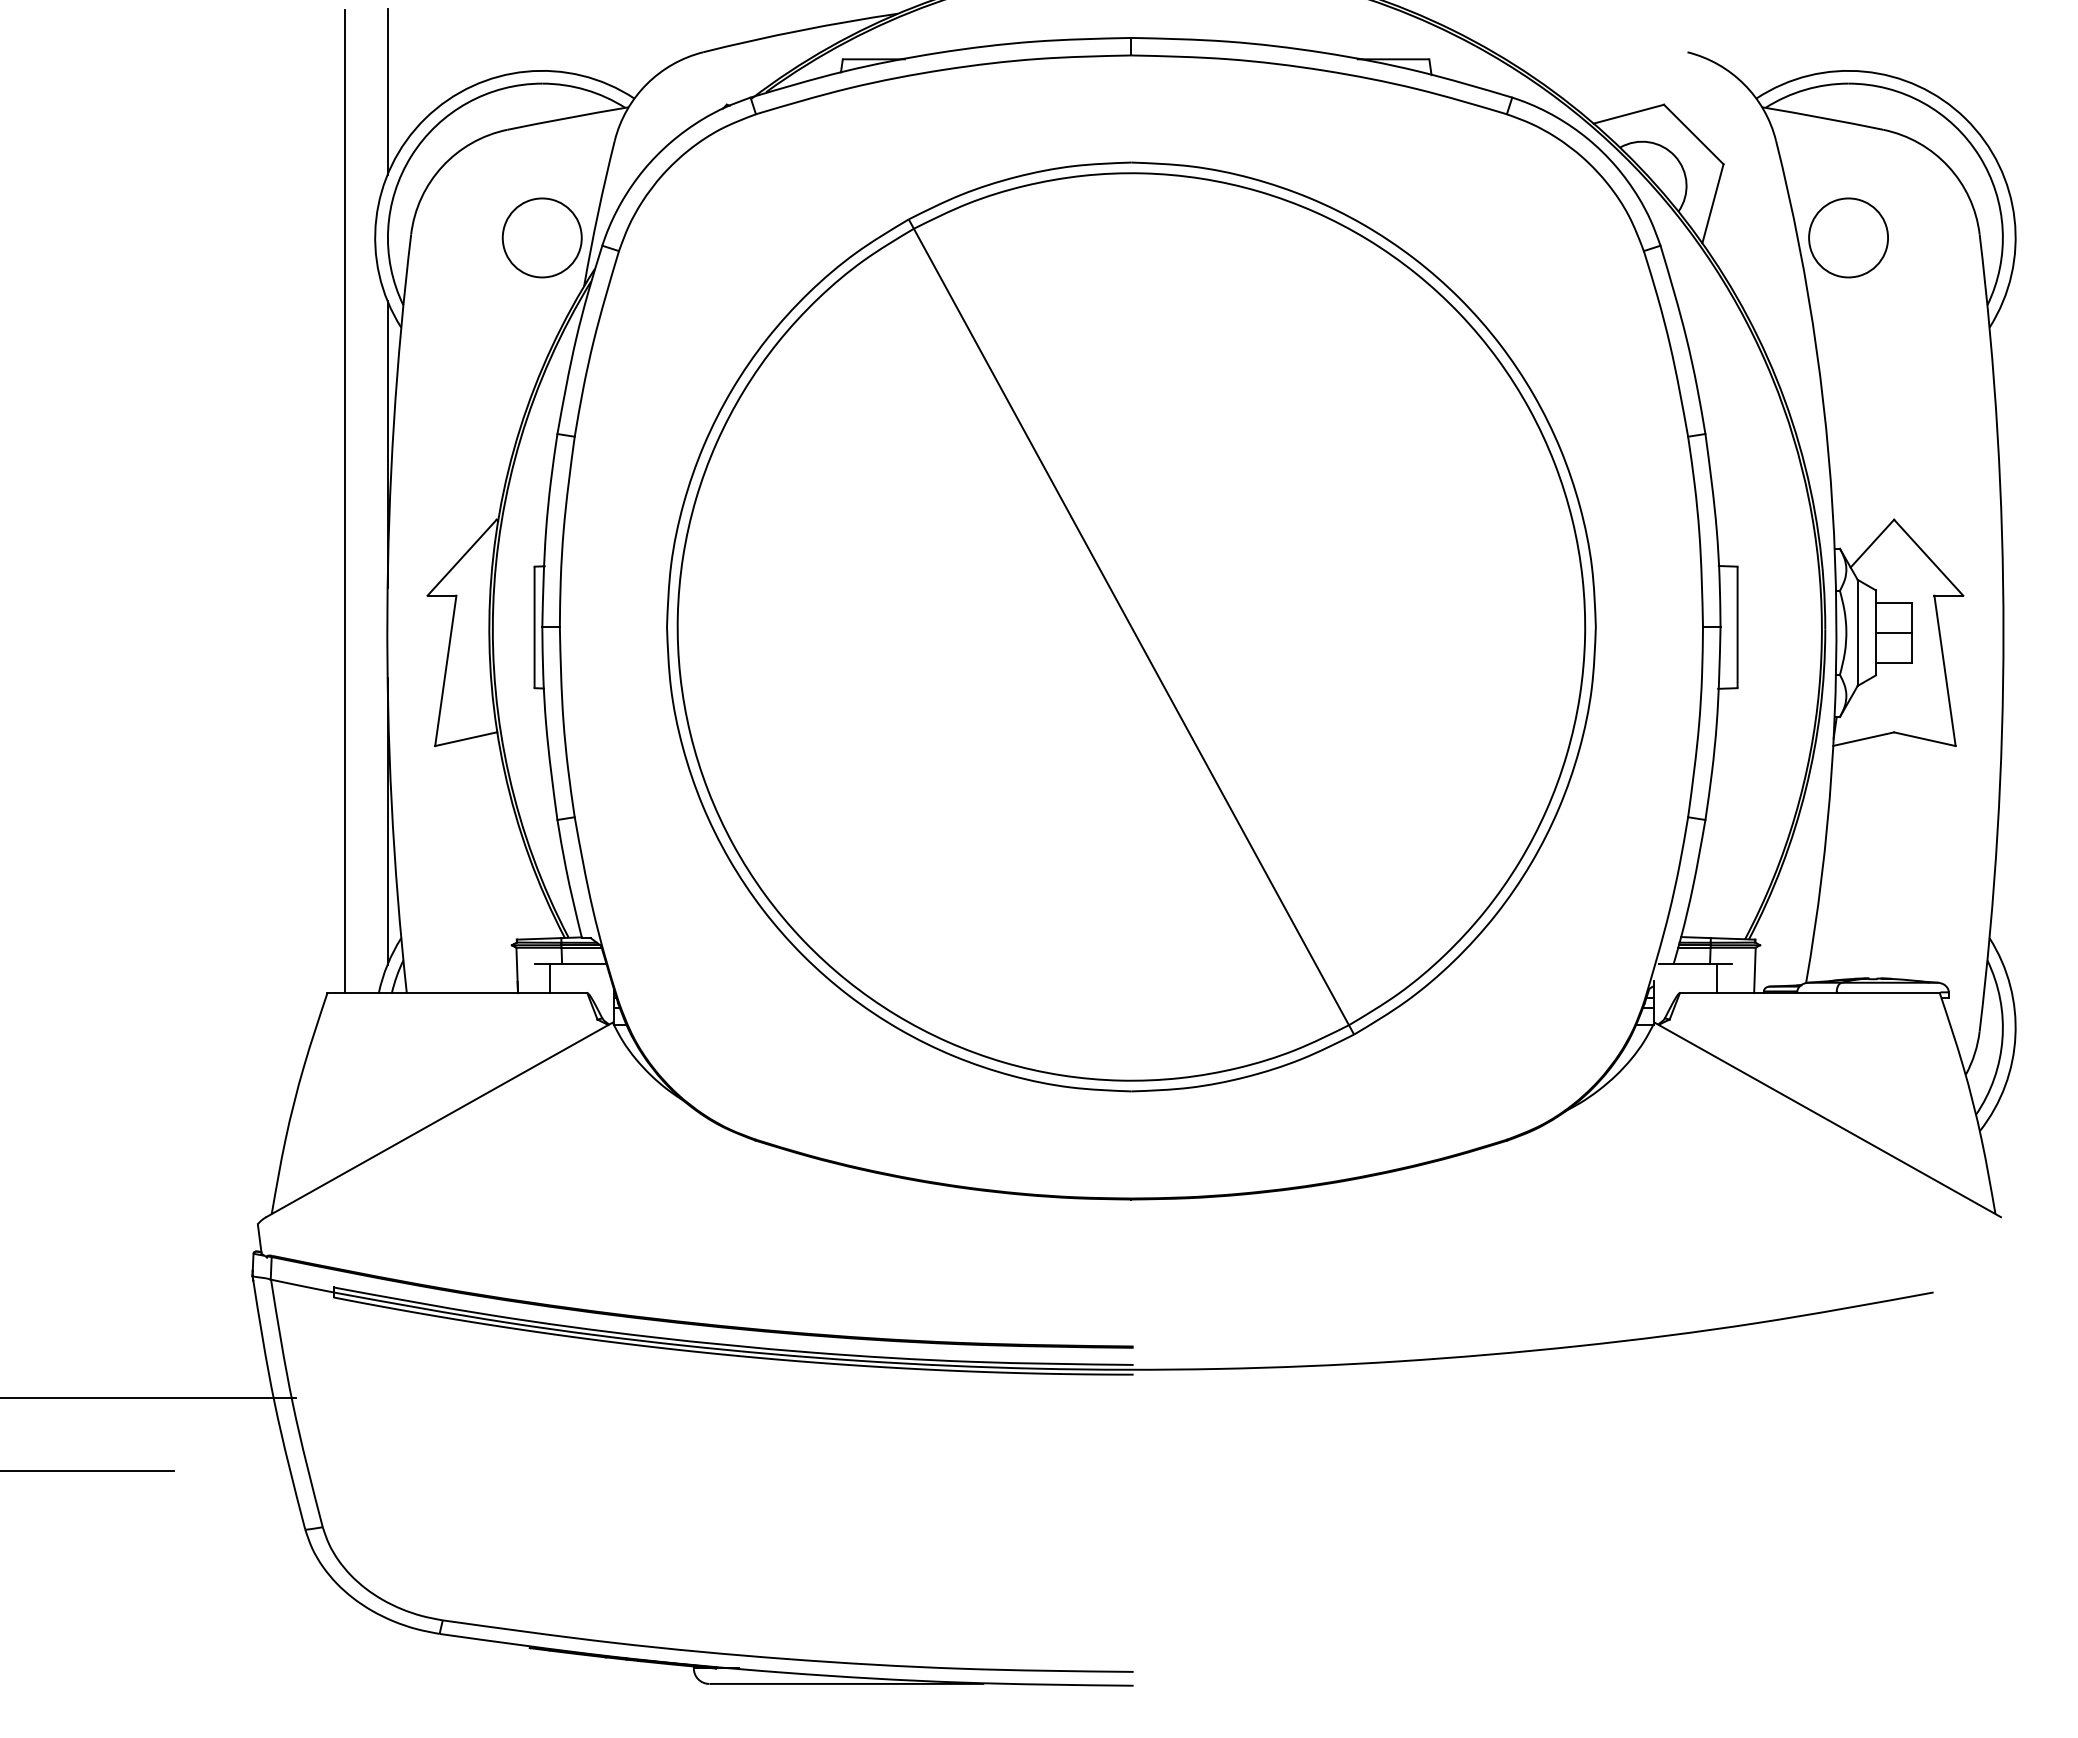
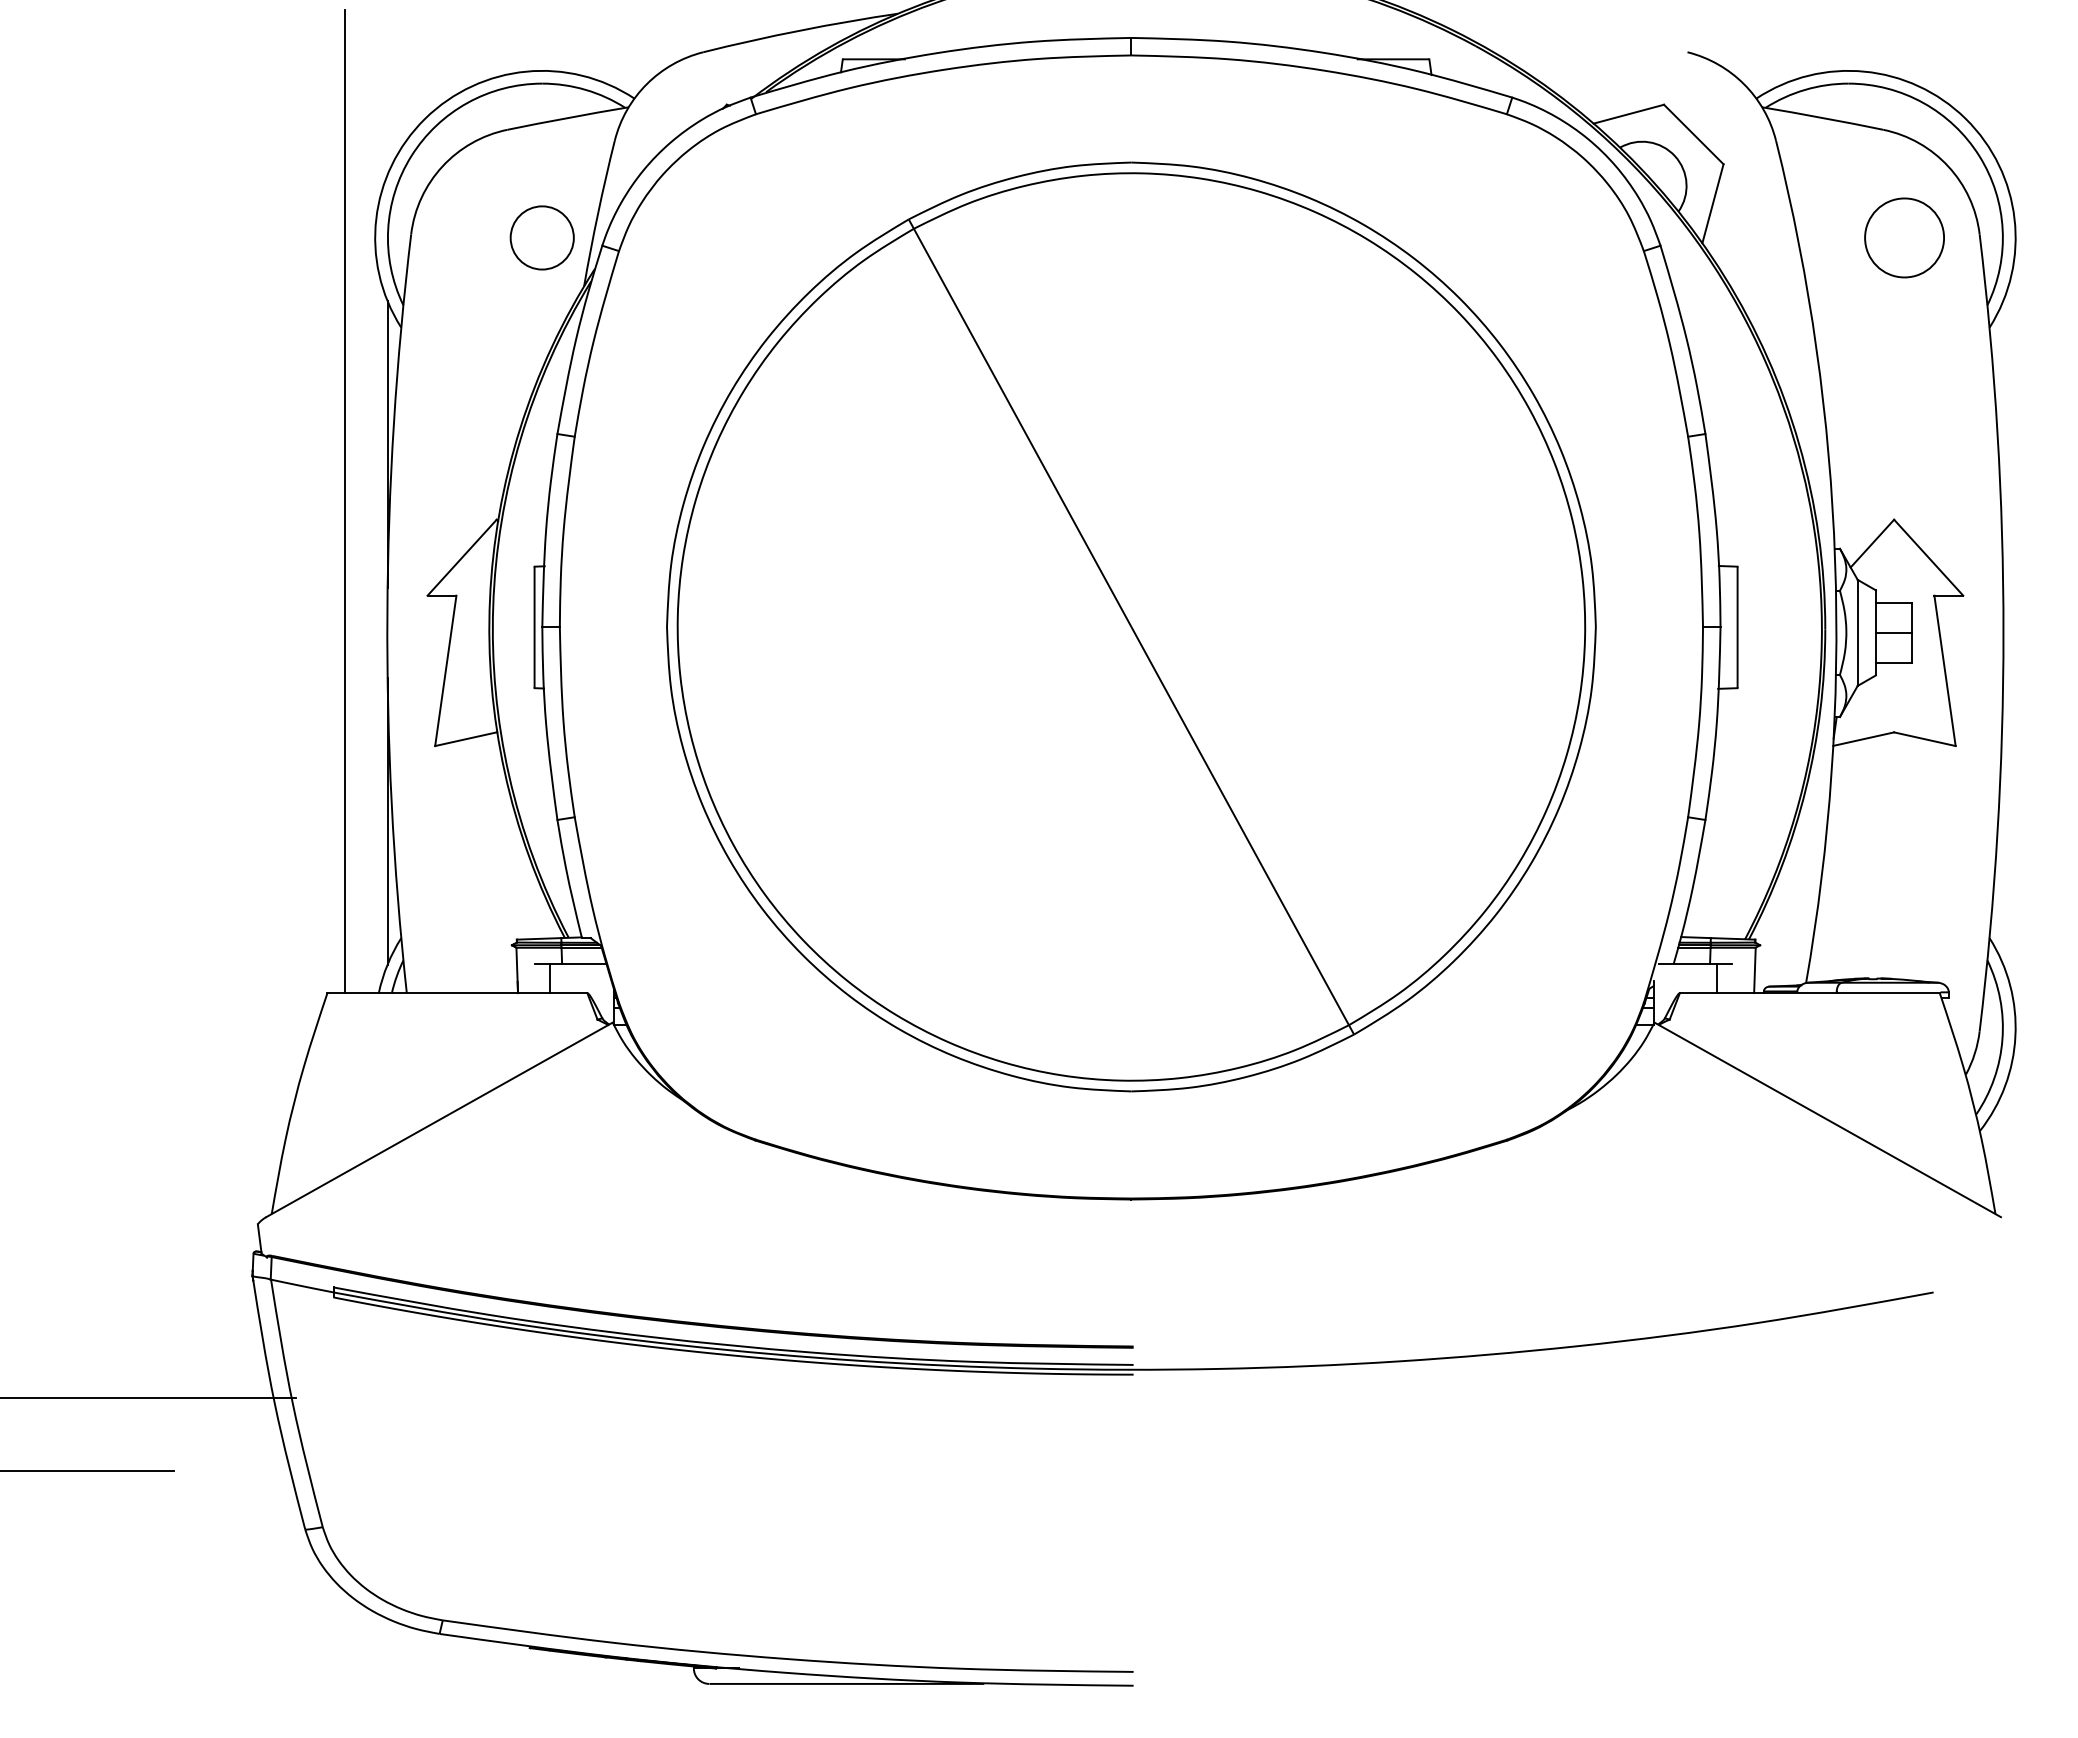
line: present -> none (387, 91)
circle diameter: 79 px -> 63 px (541, 237)
circle position: (1848, 237) -> (1904, 237) (1904, 237)
